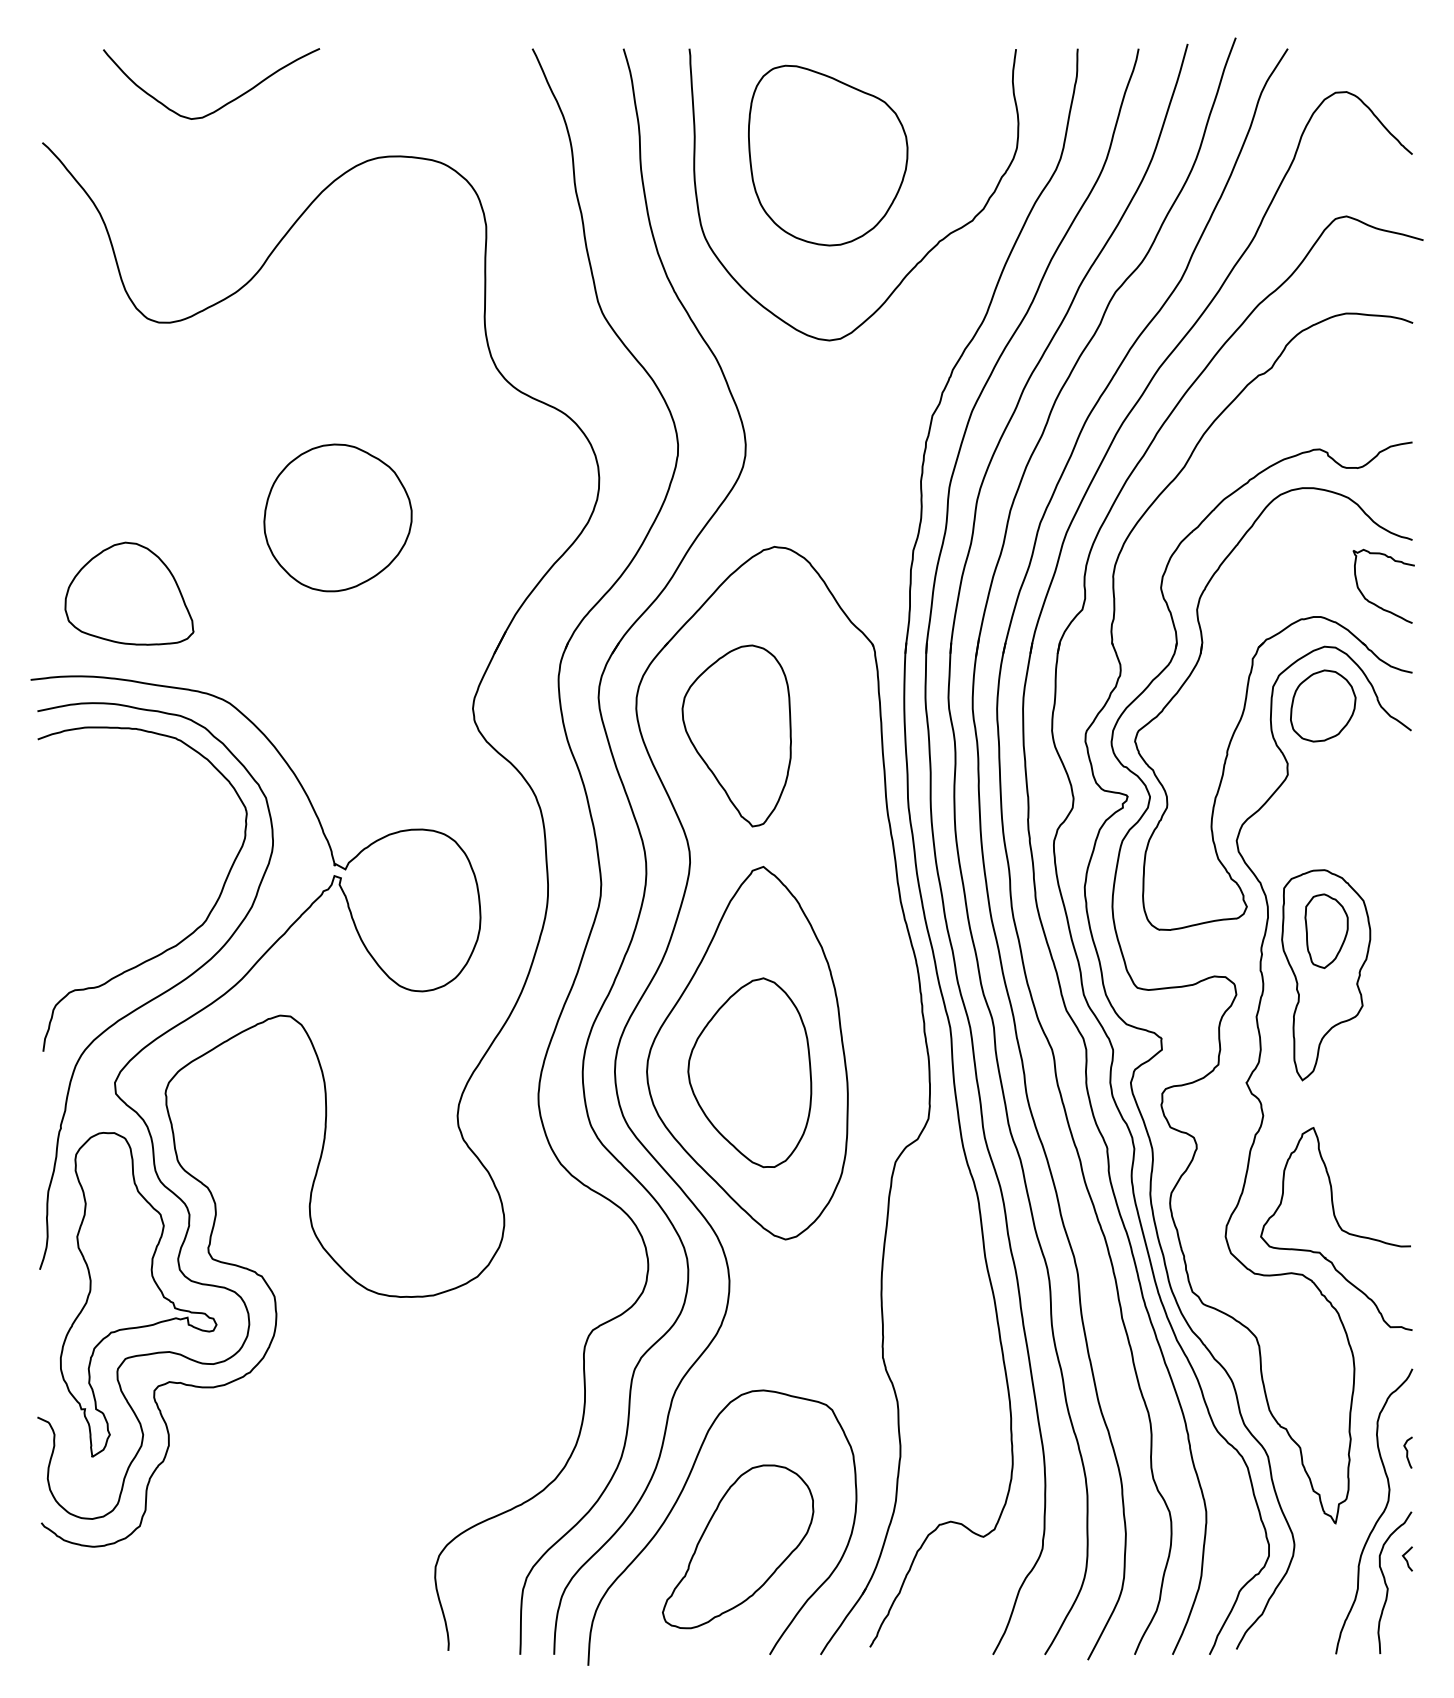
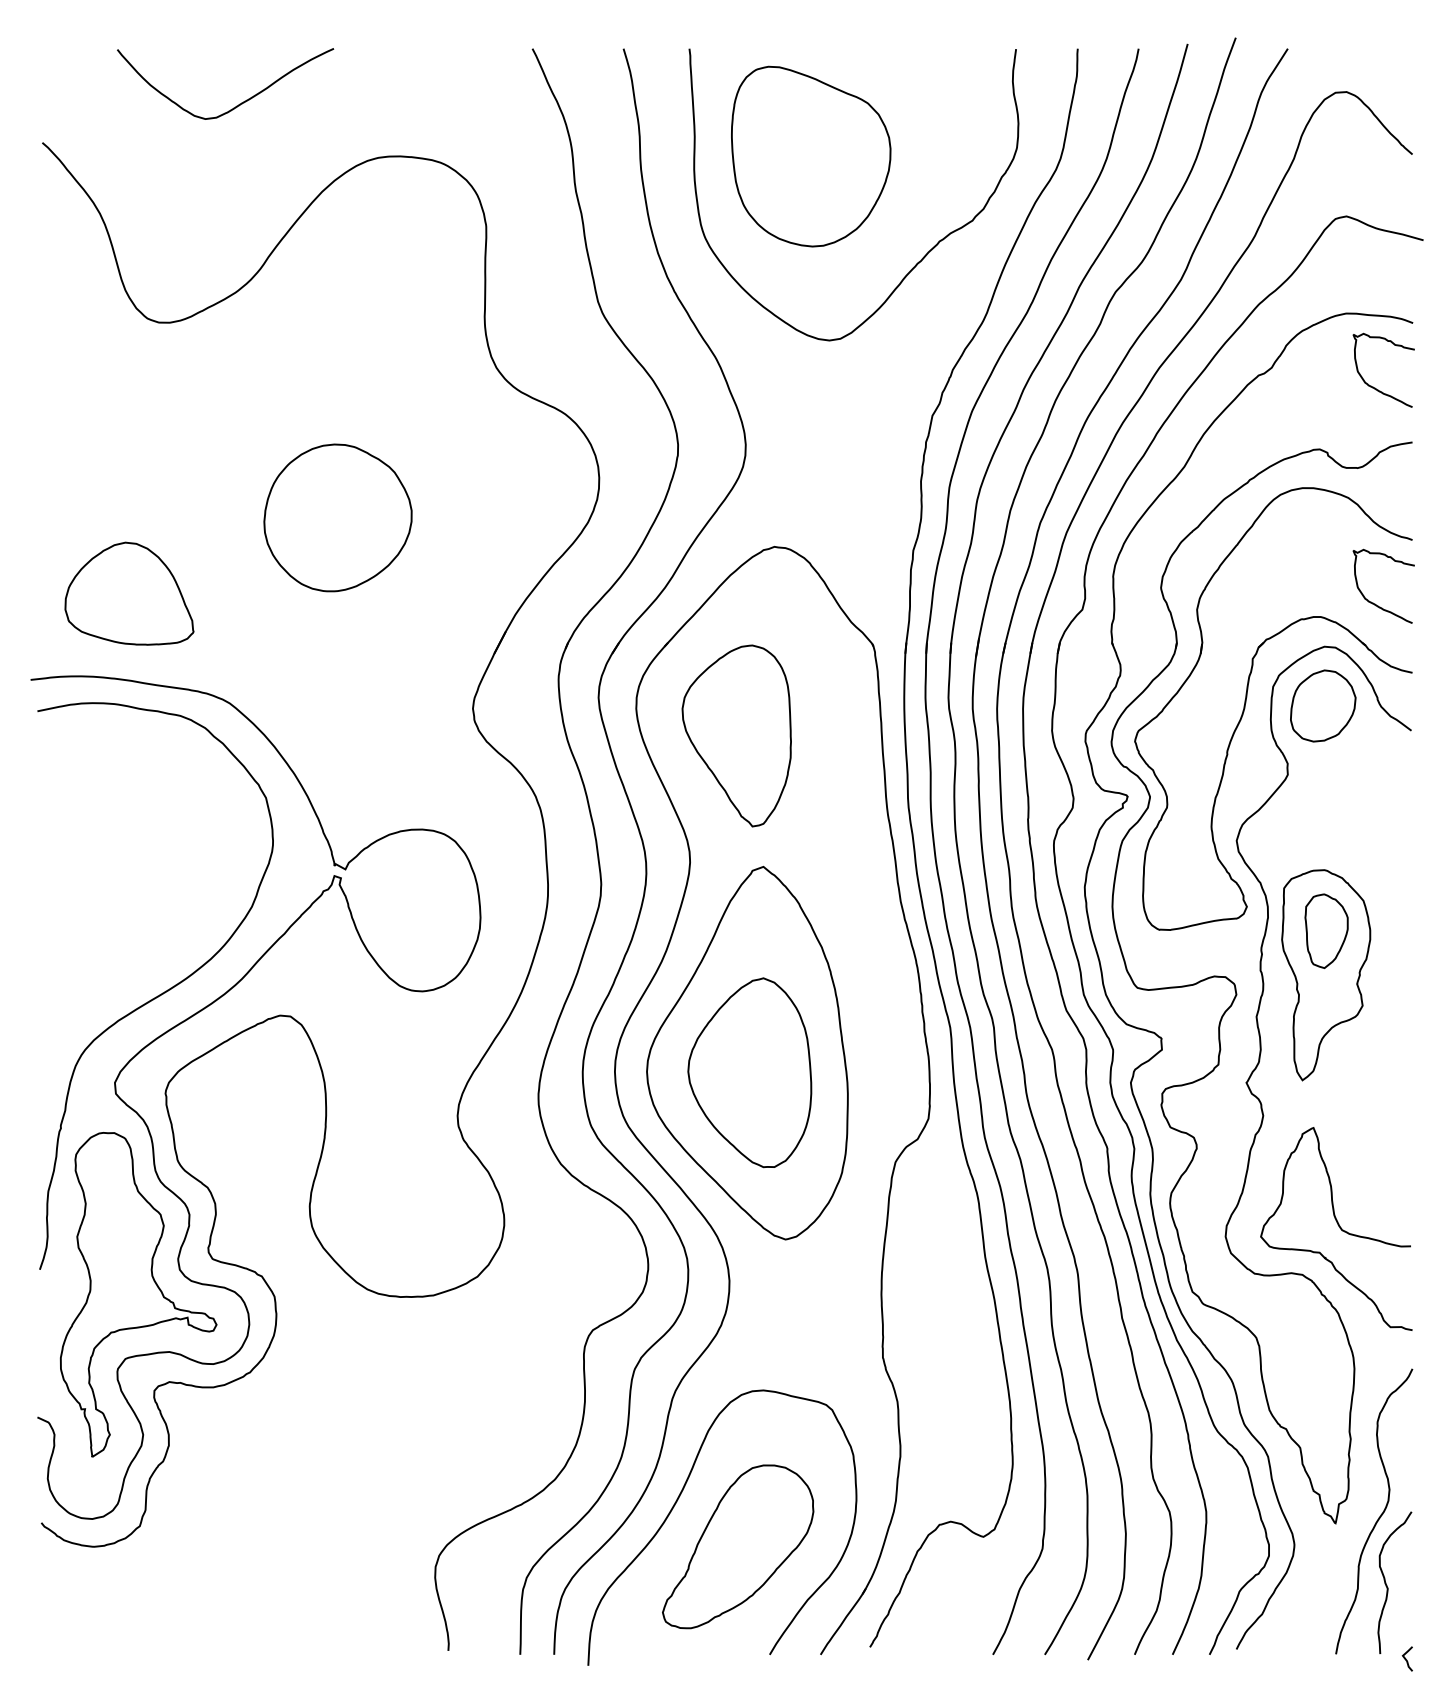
curve position: (225, 103) -> (239, 103) (239, 103)
part position: (828, 155) -> (811, 156) (811, 156)
curve: none -> present (1375, 387)
curve: present -> none (183, 938)
curve: present -> none (1407, 1452)
curve position: (1406, 1558) -> (1406, 1658) (1406, 1658)
